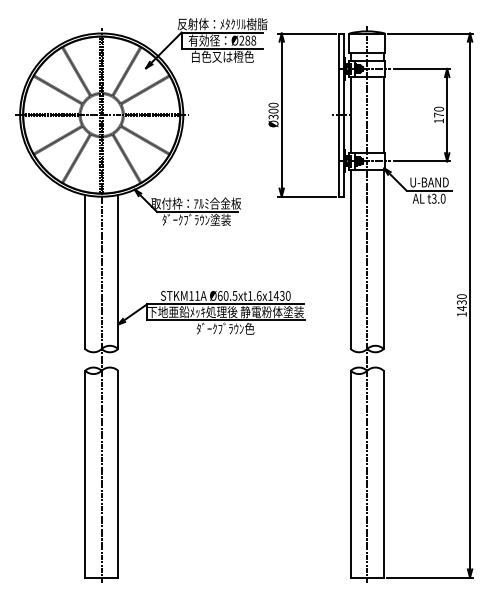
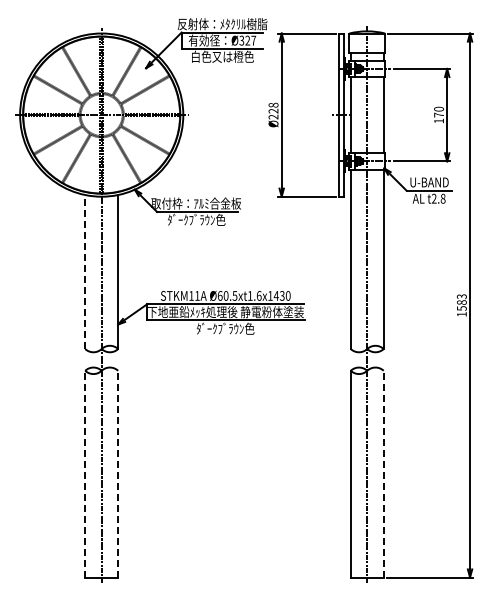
text: Ø288 -> Ø327 (247, 40)
text: Ø300 -> Ø228 (273, 110)
text: t3.0 -> t2.8 (438, 198)
text: ﾀﾞｰｸﾌﾞﾗｳﾝ塗装 -> ﾀﾞｰｸﾌﾞﾗｳﾝ色 (196, 219)
line: solid -> dashed (85, 272)
text: 1430 -> 1583 (461, 302)
line: solid -> dashed (85, 473)
line: solid -> dashed (118, 473)
line: solid -> dashed (383, 473)
